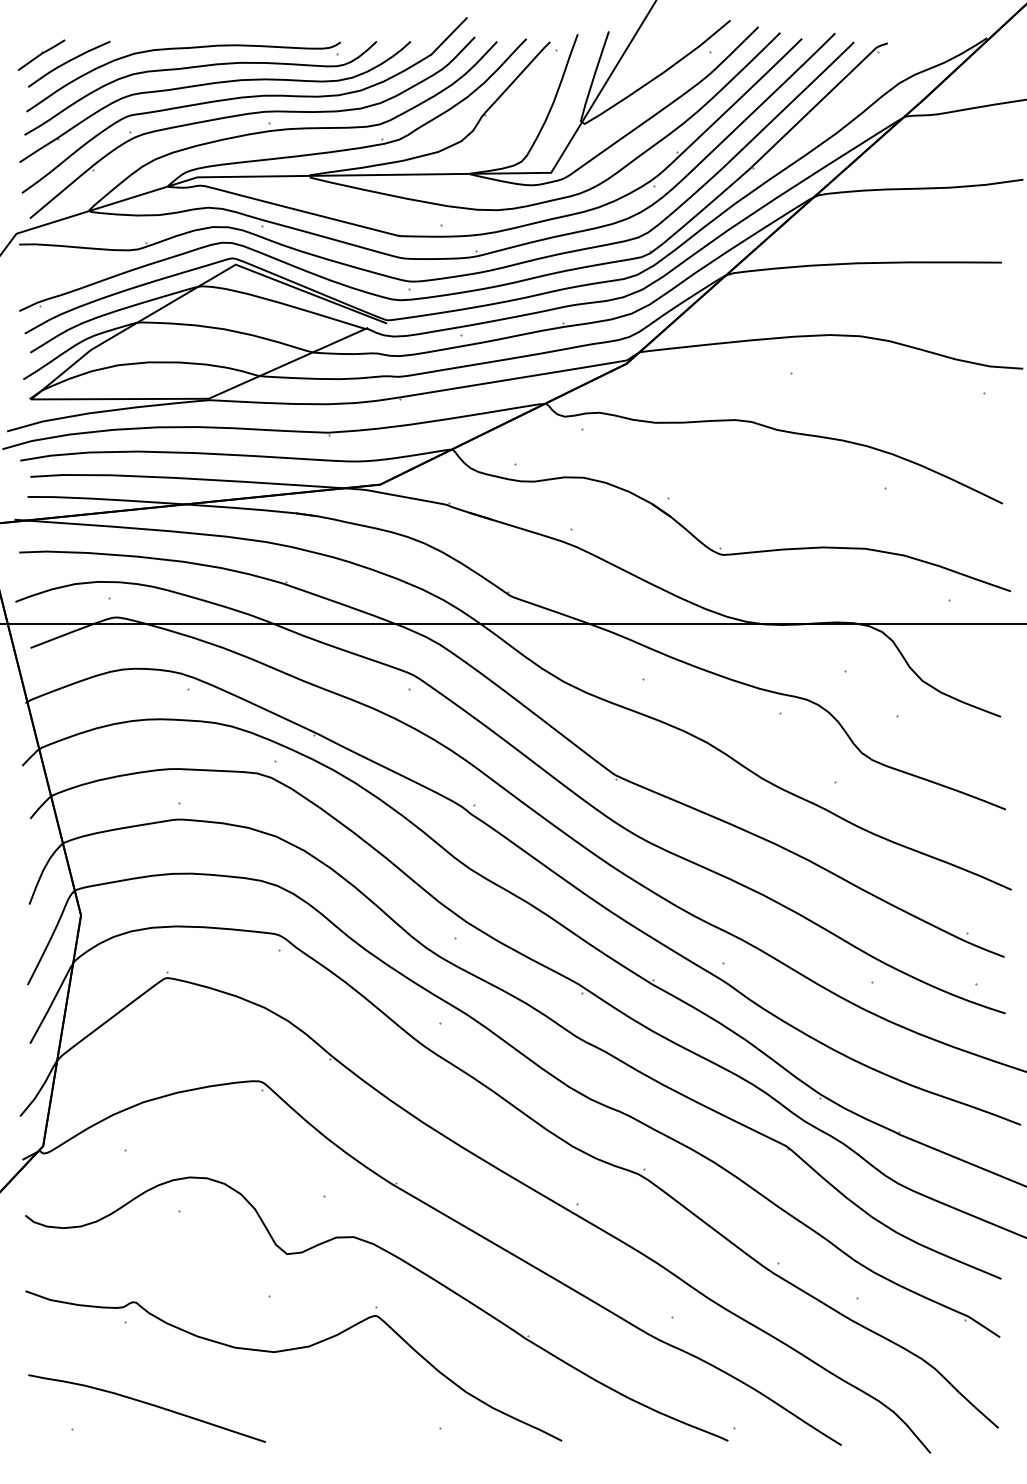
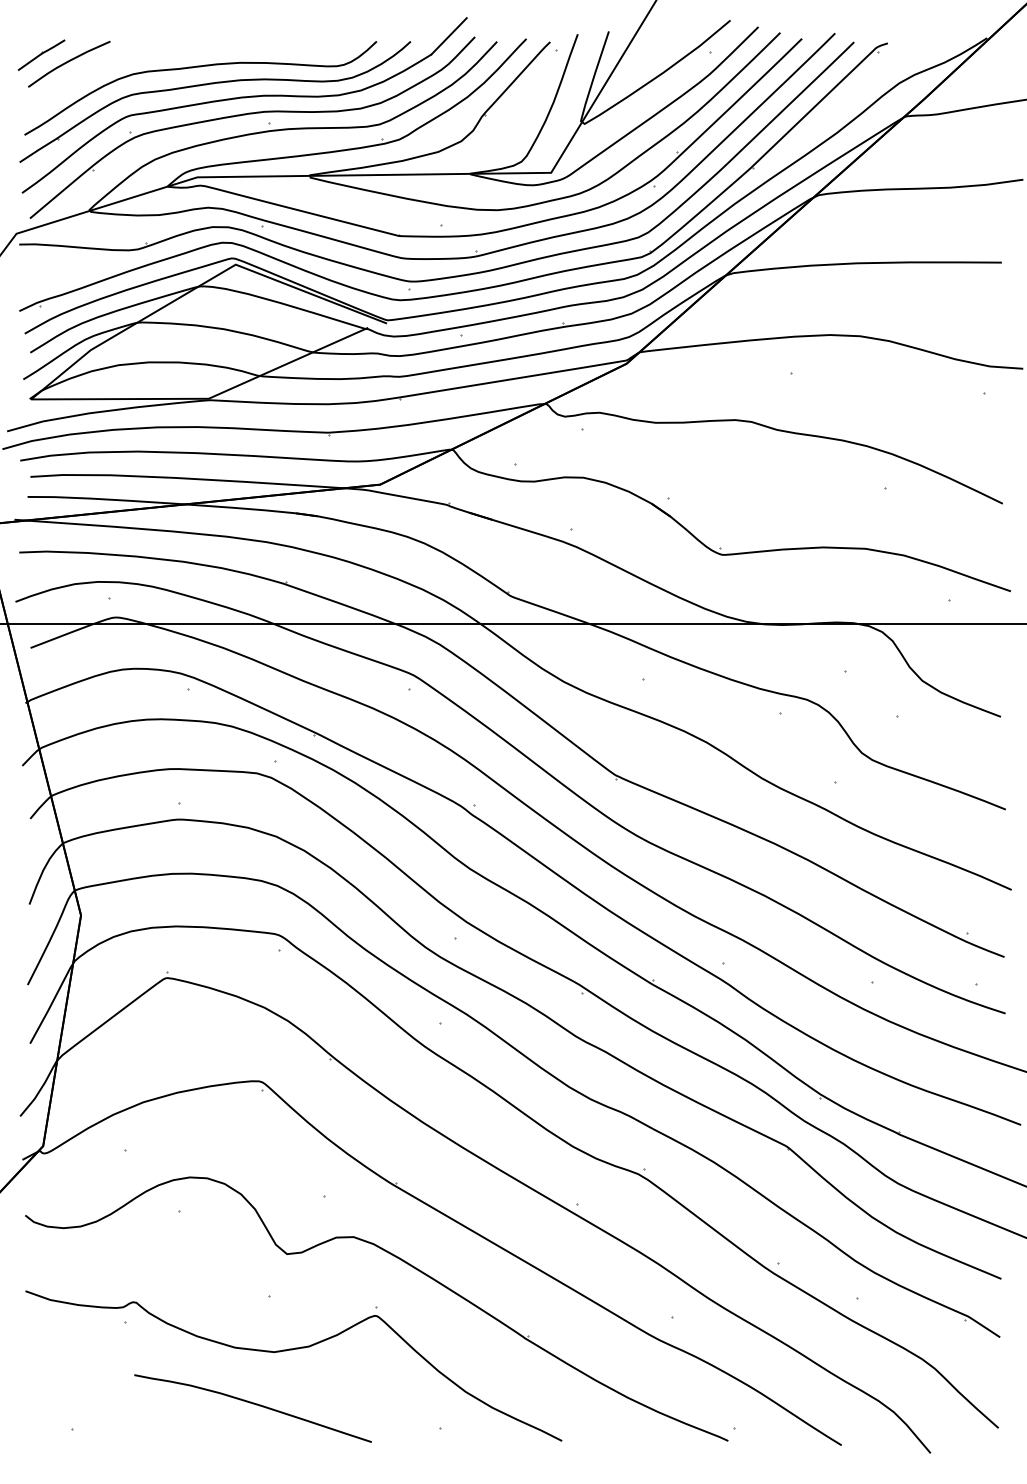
part: present -> none (183, 49)
curve position: (146, 1404) -> (252, 1404) (252, 1404)
